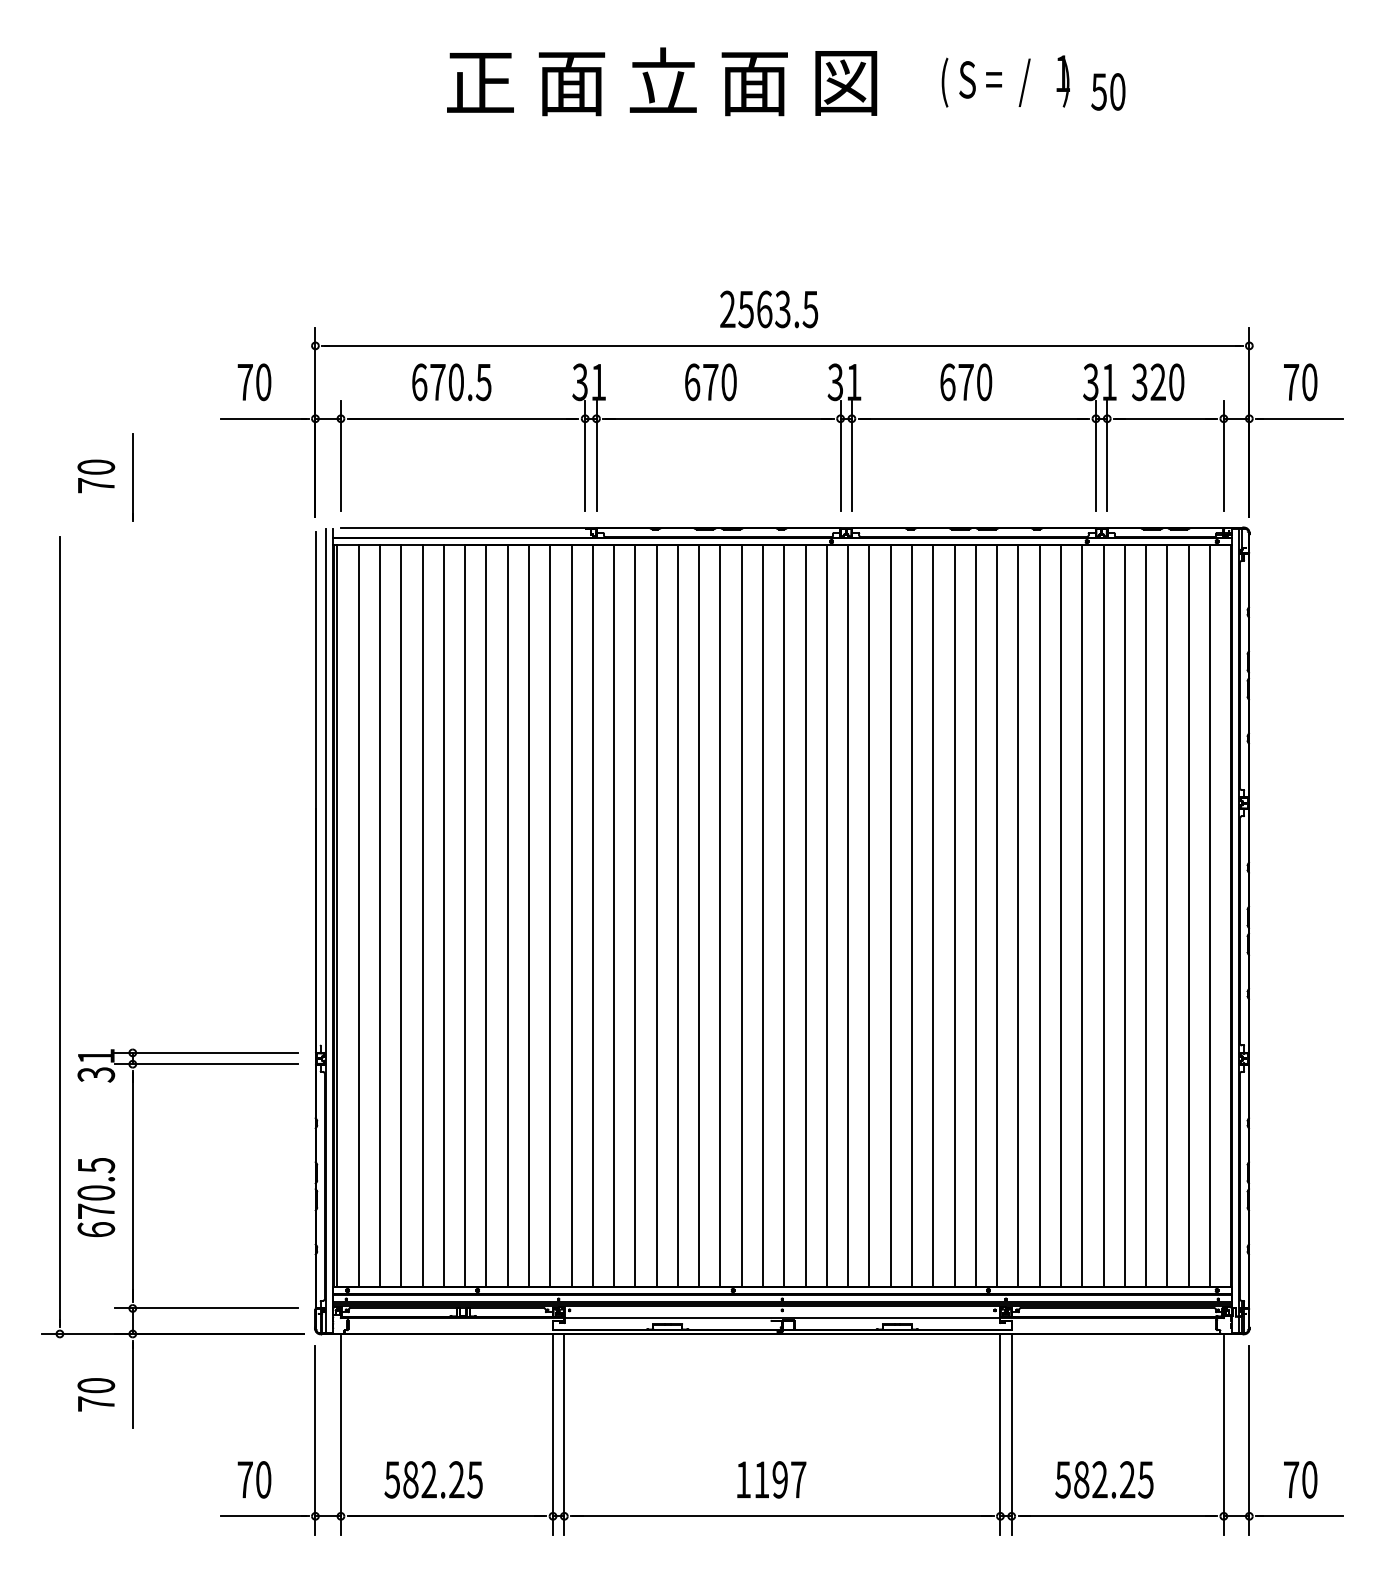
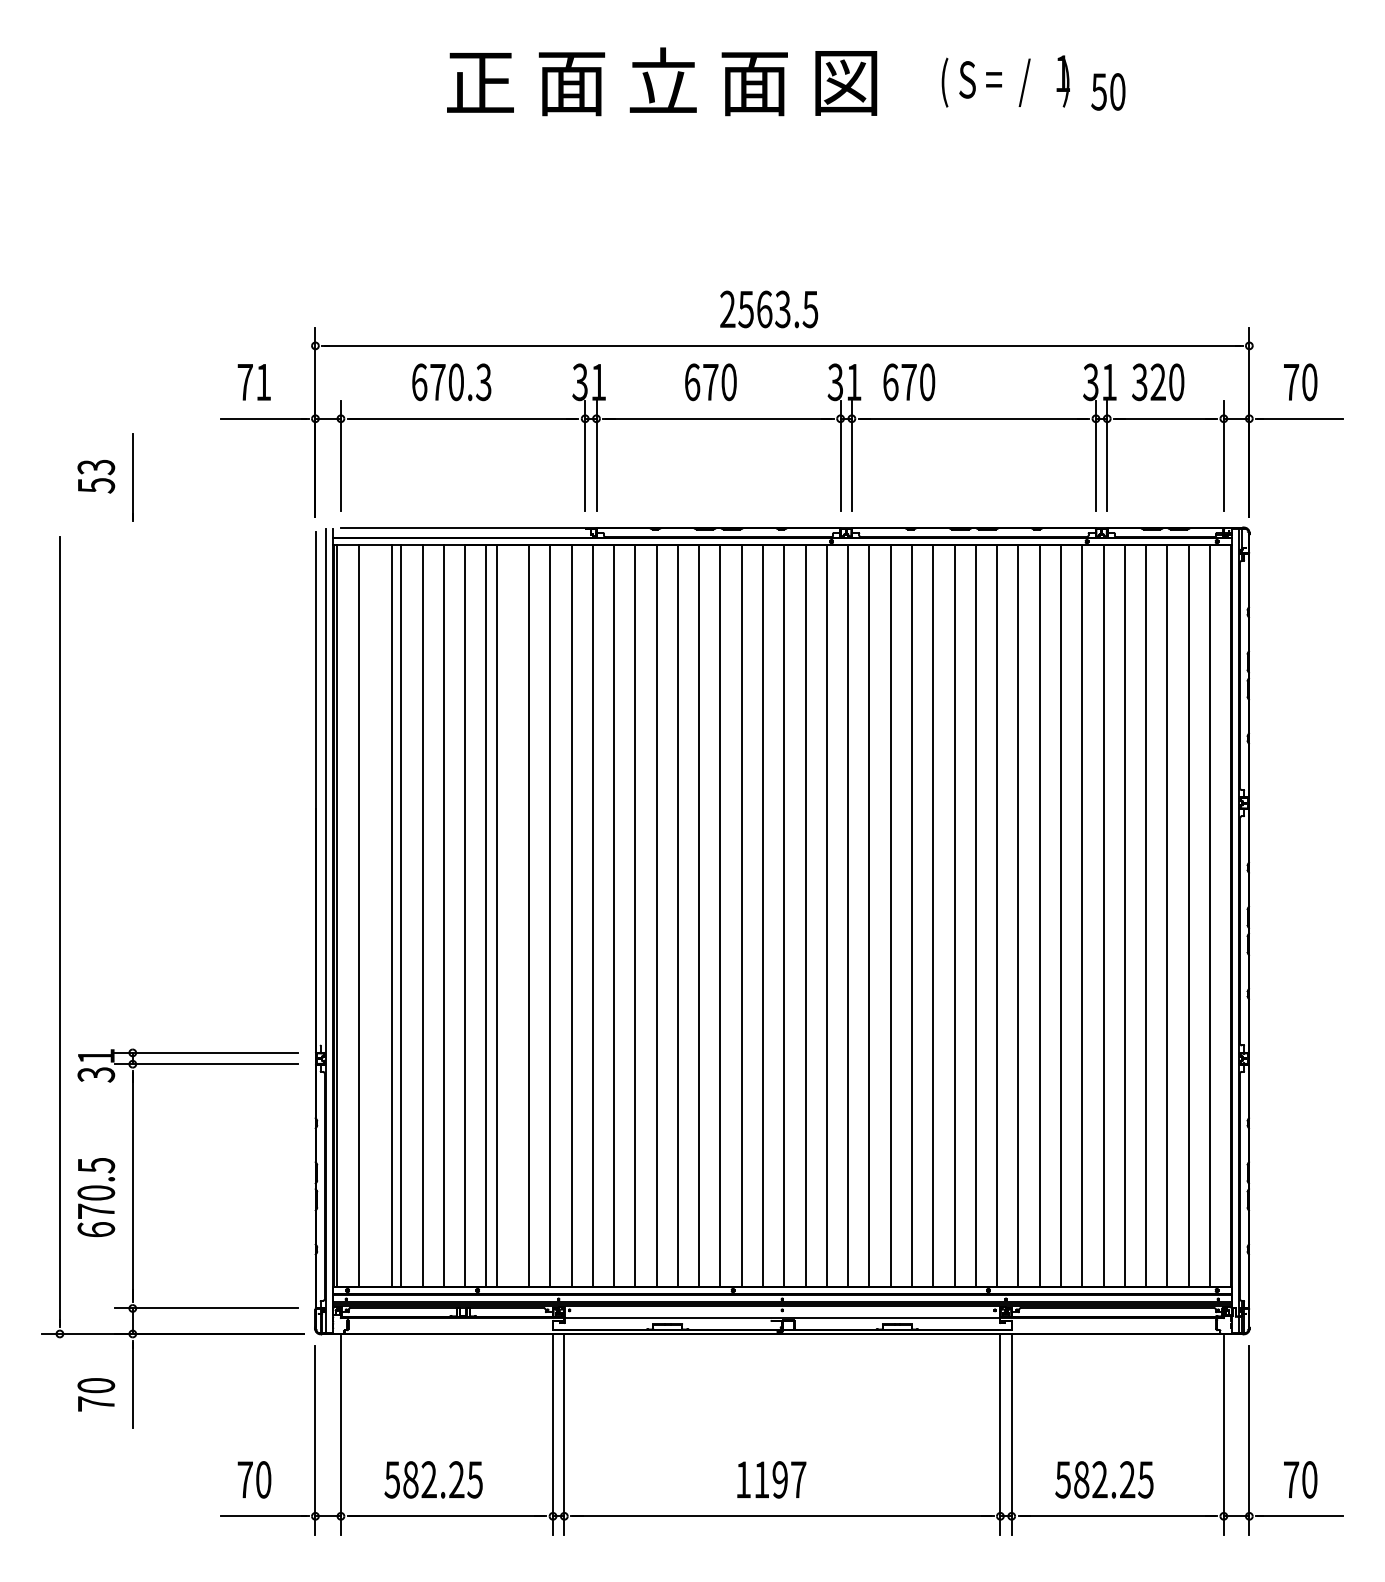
text: 670.5 -> 670.3 (483, 381)
text: 70 -> 71 (263, 382)
text position: (966, 382) -> (909, 382) (909, 382)
text: 70 -> 53 (96, 476)
line position: (379, 915) -> (391, 915) (391, 915)
line position: (507, 915) -> (496, 915) (496, 915)
